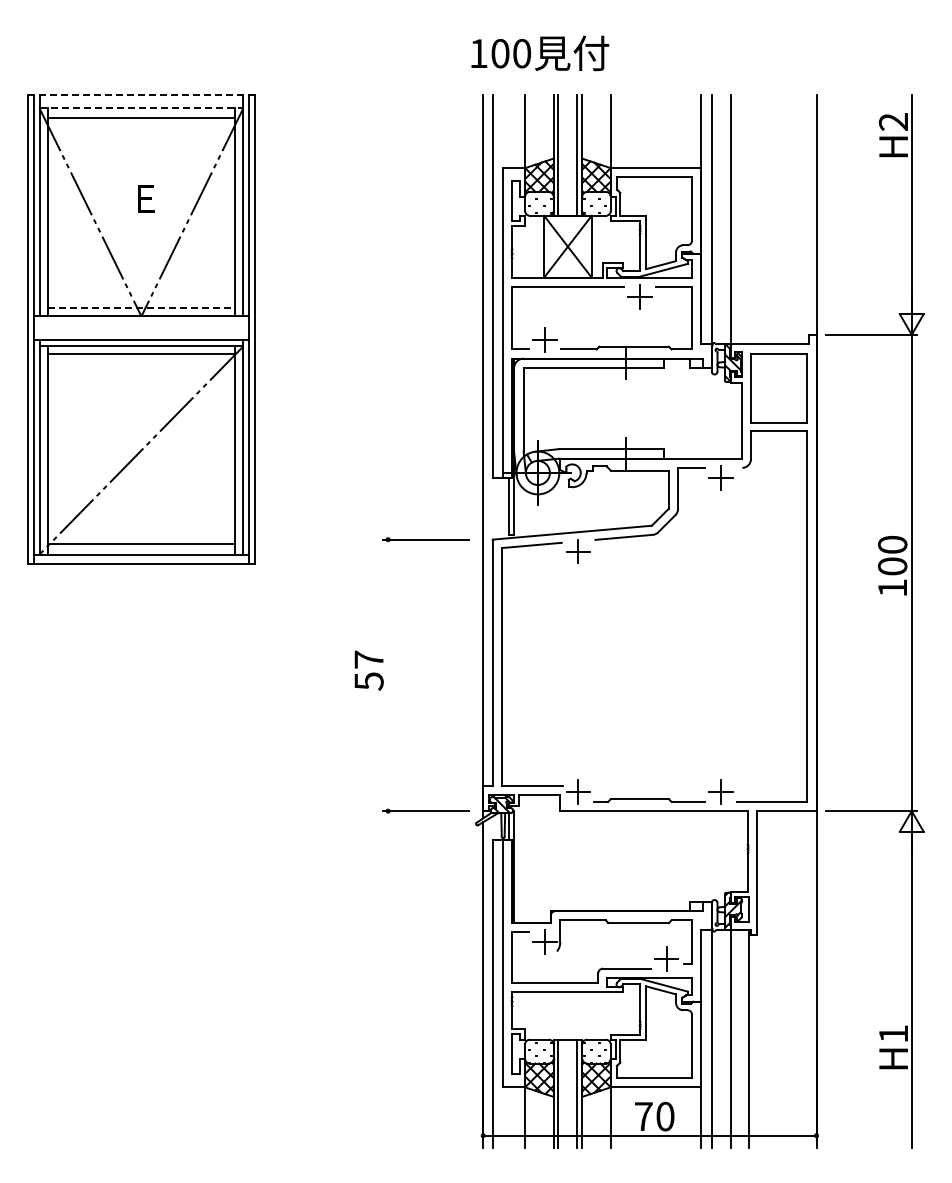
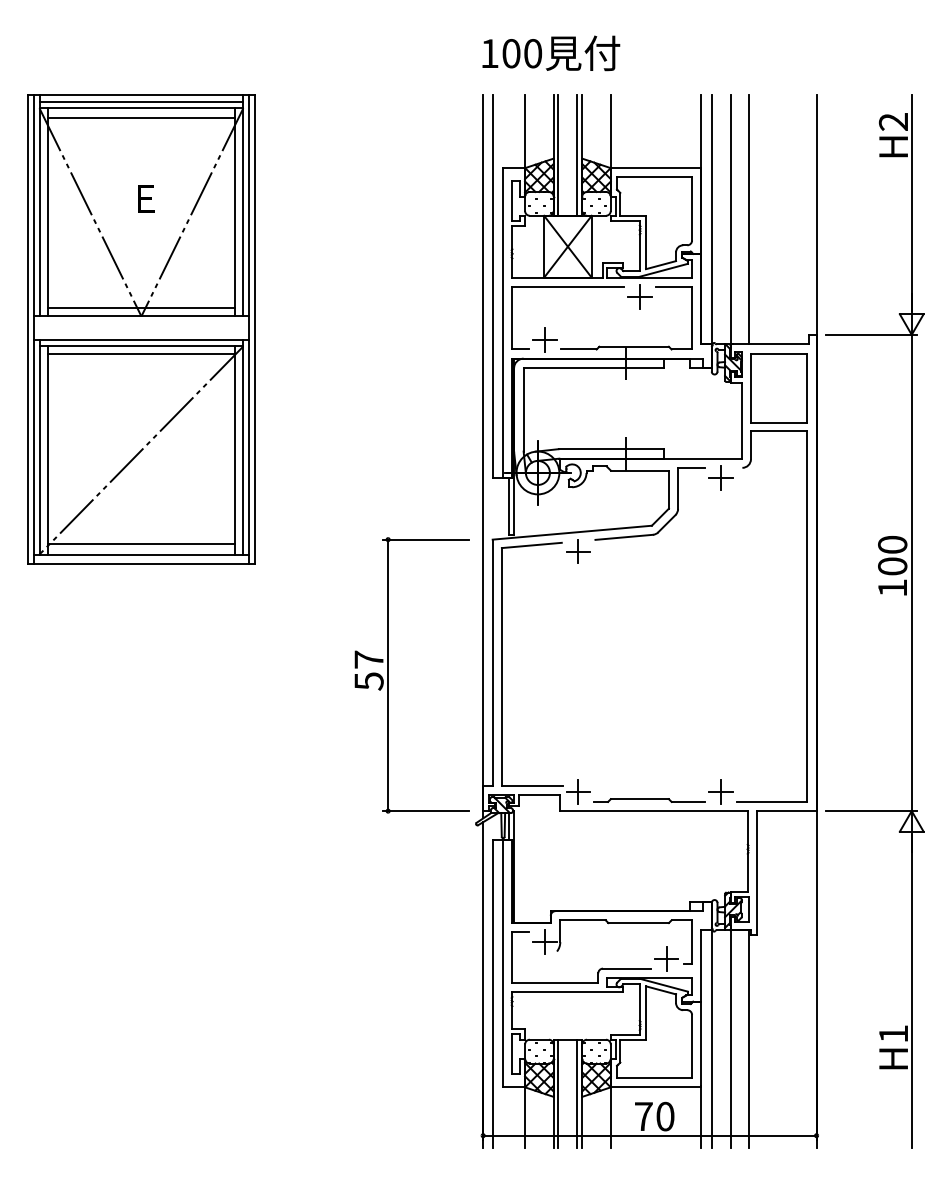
text position: (540, 53) -> (551, 53) (551, 53)
line: dashed -> solid (141, 94)
line: none -> present (141, 102)
line: dashed -> solid (141, 108)
line: none -> present (749, 219)
line: dashed -> solid (141, 308)
line: none -> present (388, 675)
